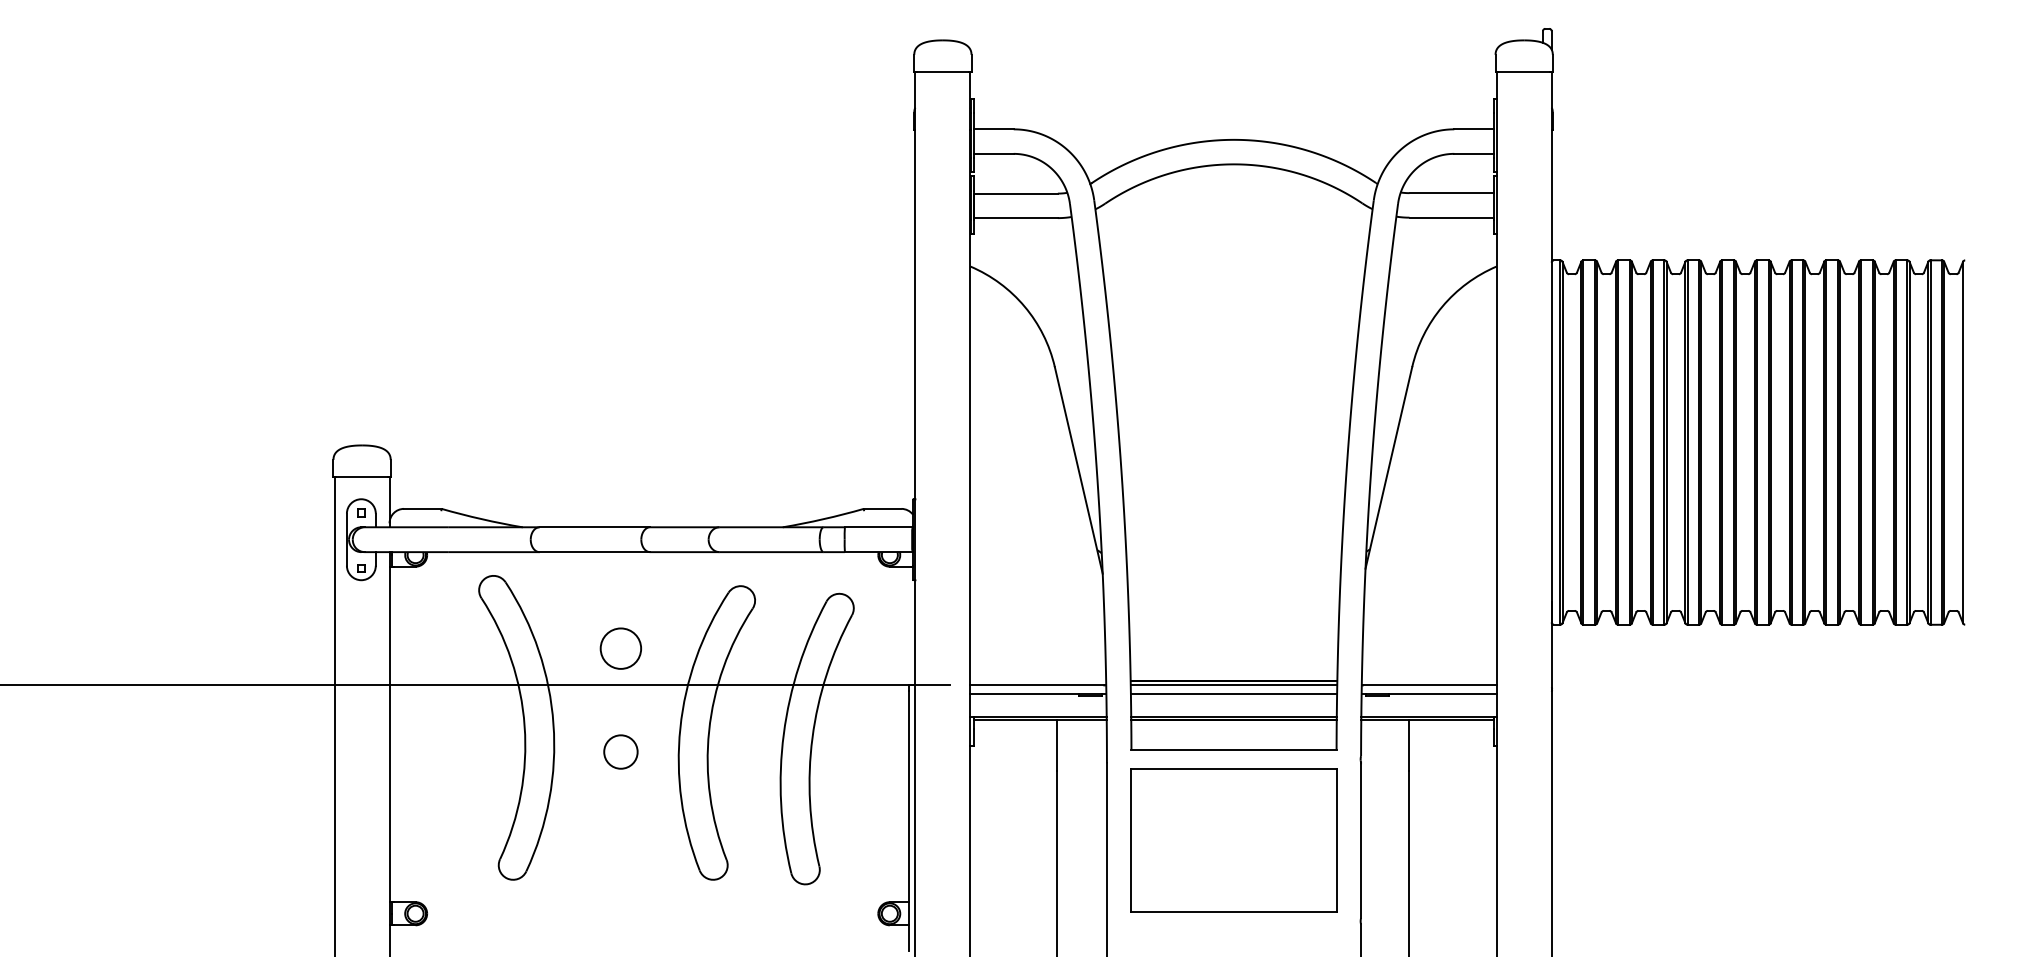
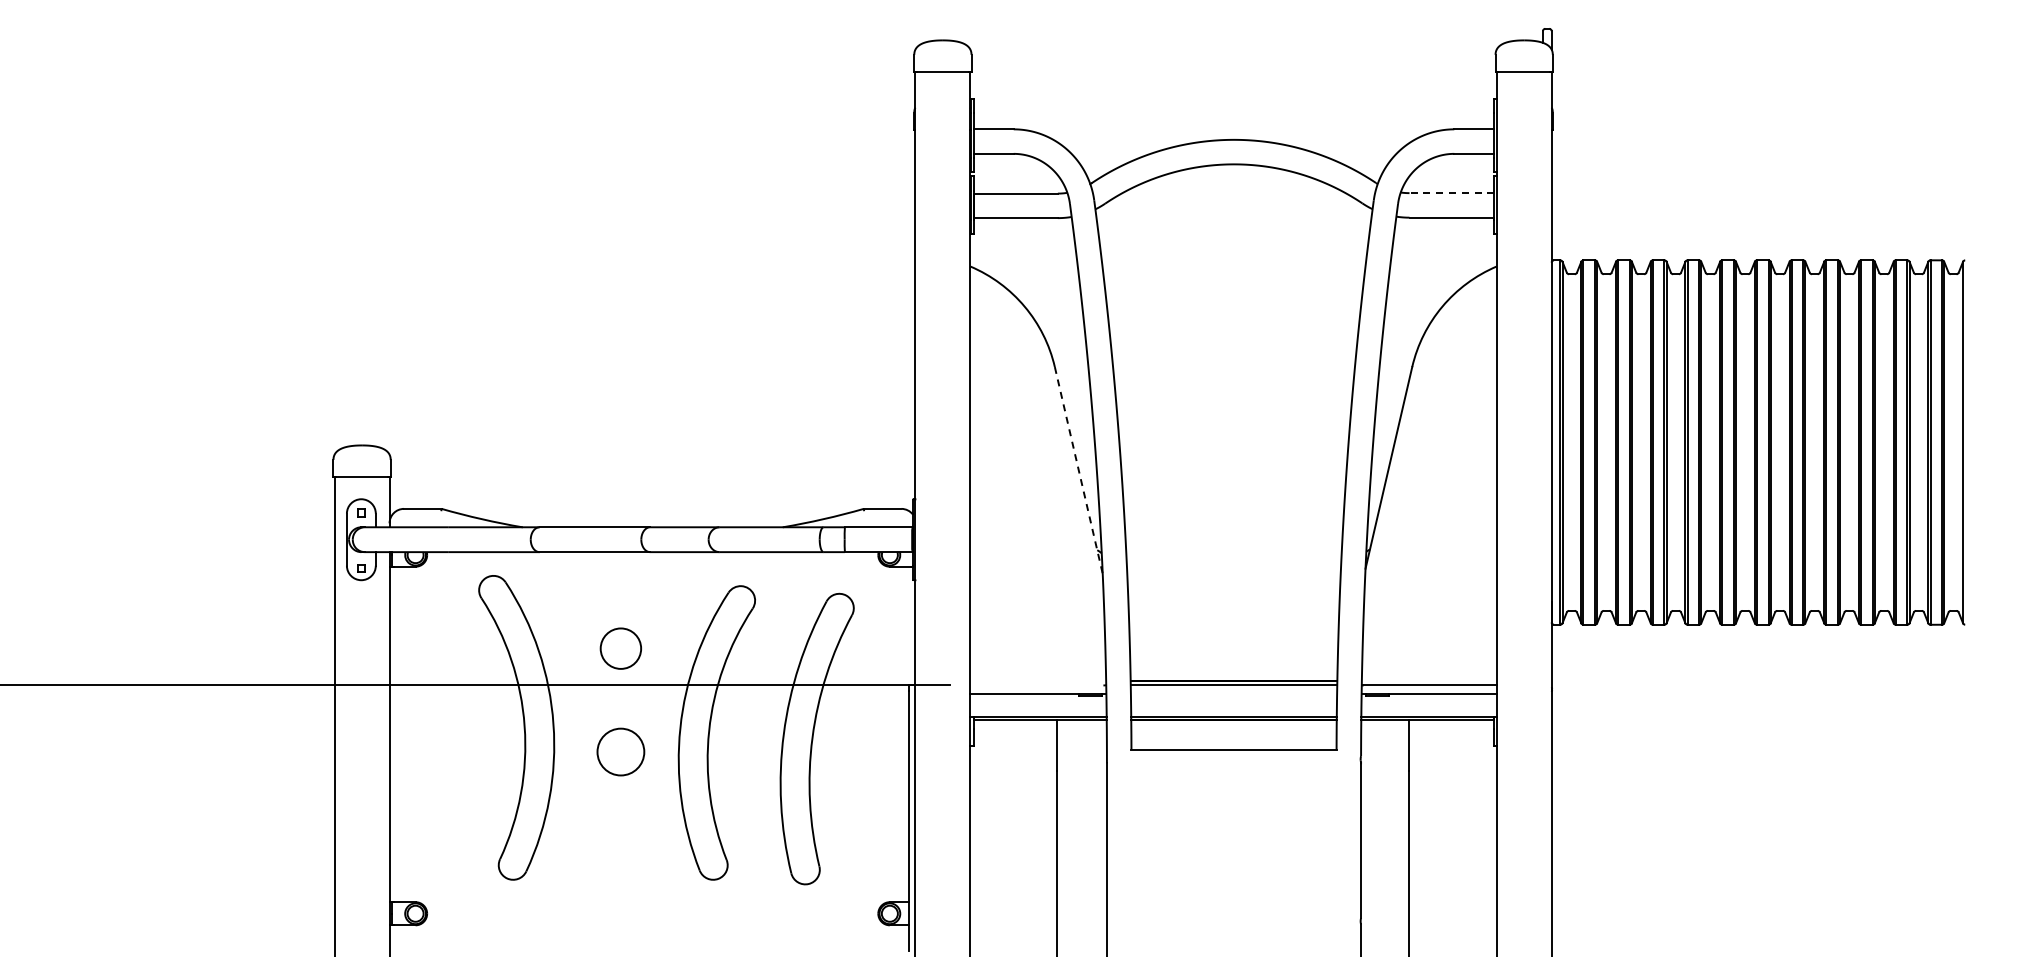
line: solid -> dashed (1451, 193)
line: solid -> dashed (1078, 470)
line: present -> none (1038, 685)
line: present -> none (1233, 693)
circle size: 36x36 px -> 50x50 px (620, 751)
part: present -> none (1233, 840)
